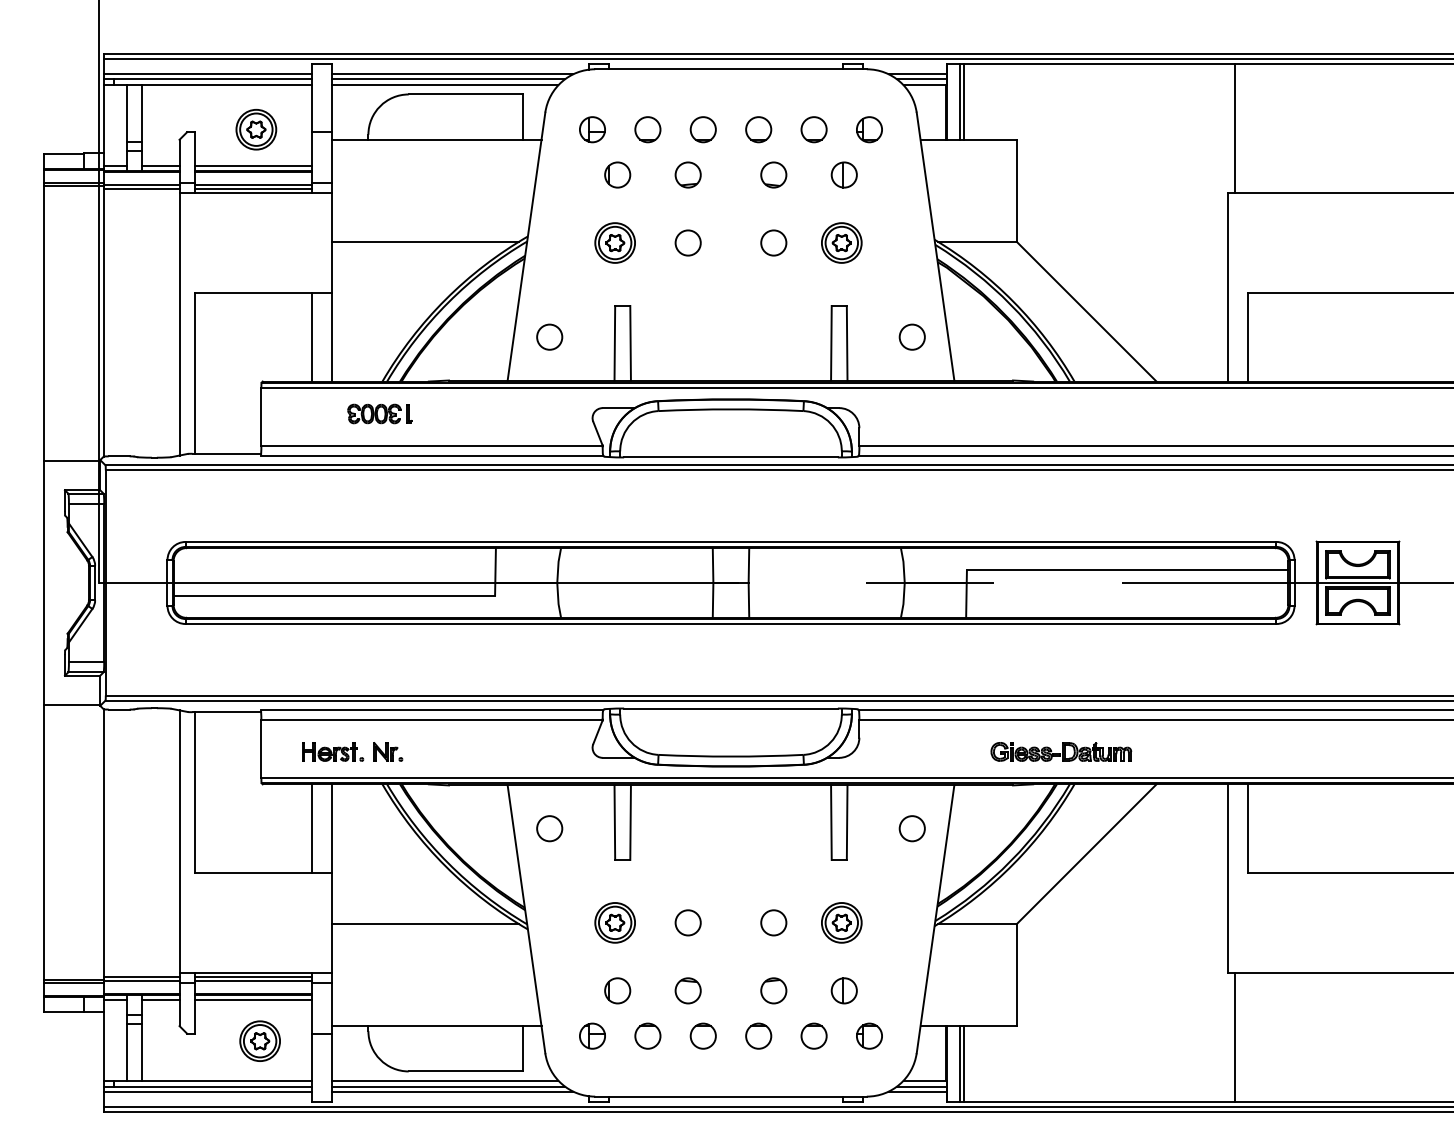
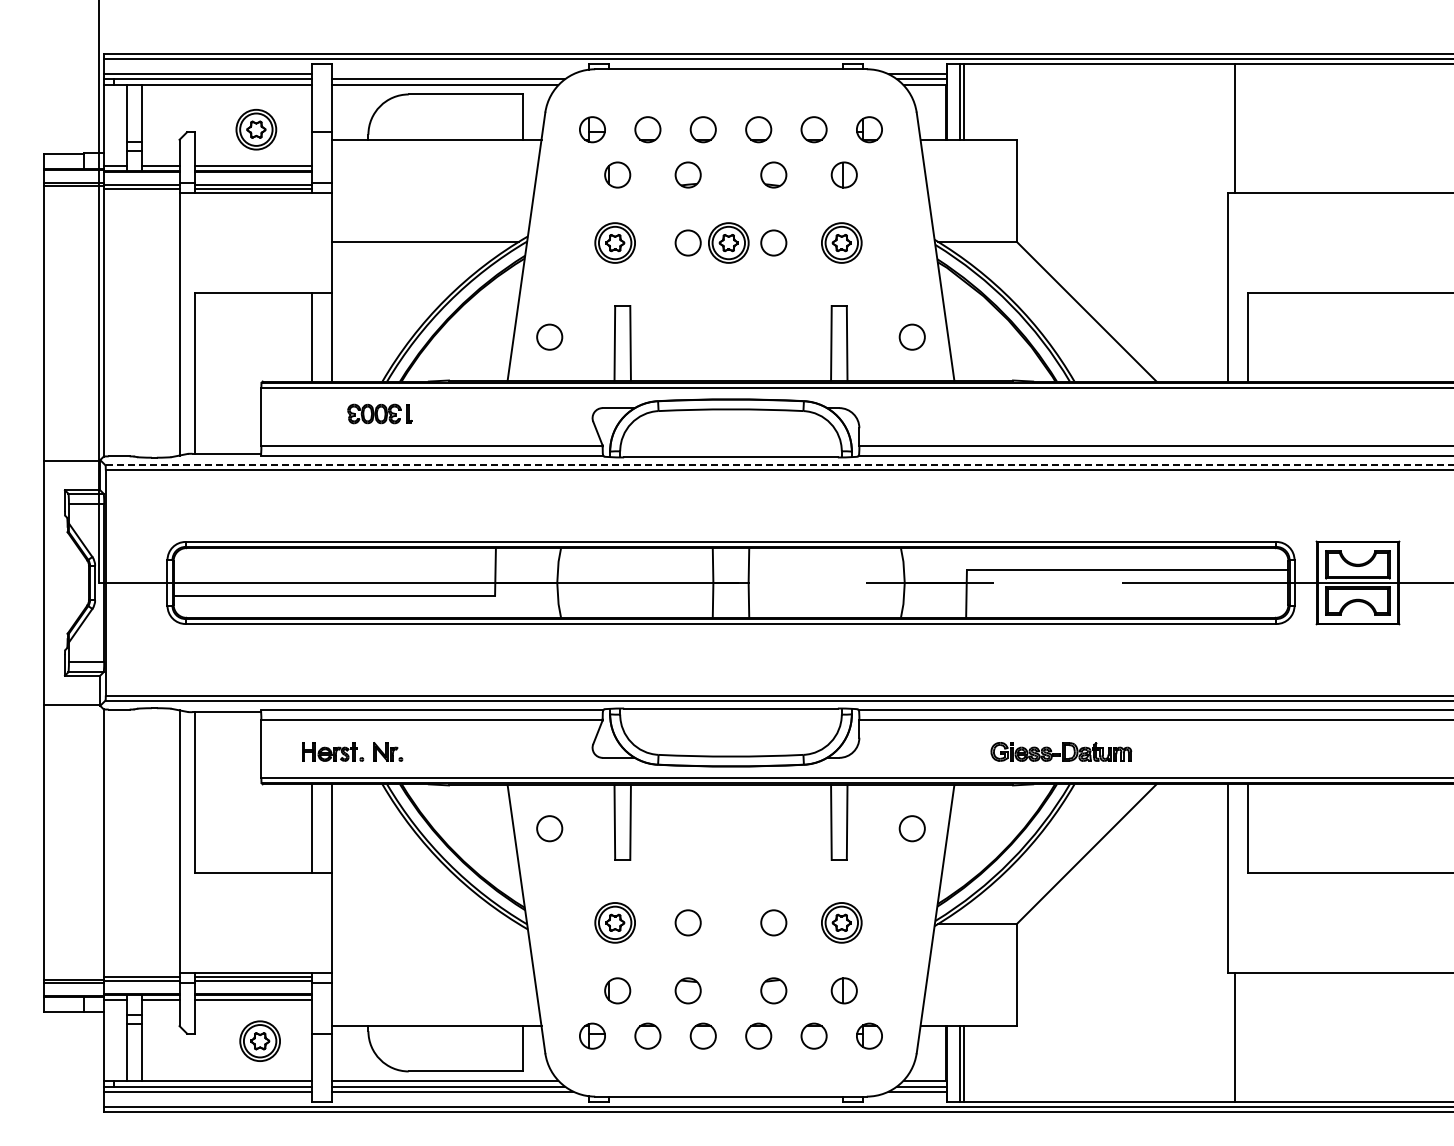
line: present -> none (452, 74)
part: none -> present (728, 242)
line: solid -> dashed (779, 465)
line: present -> none (425, 924)
